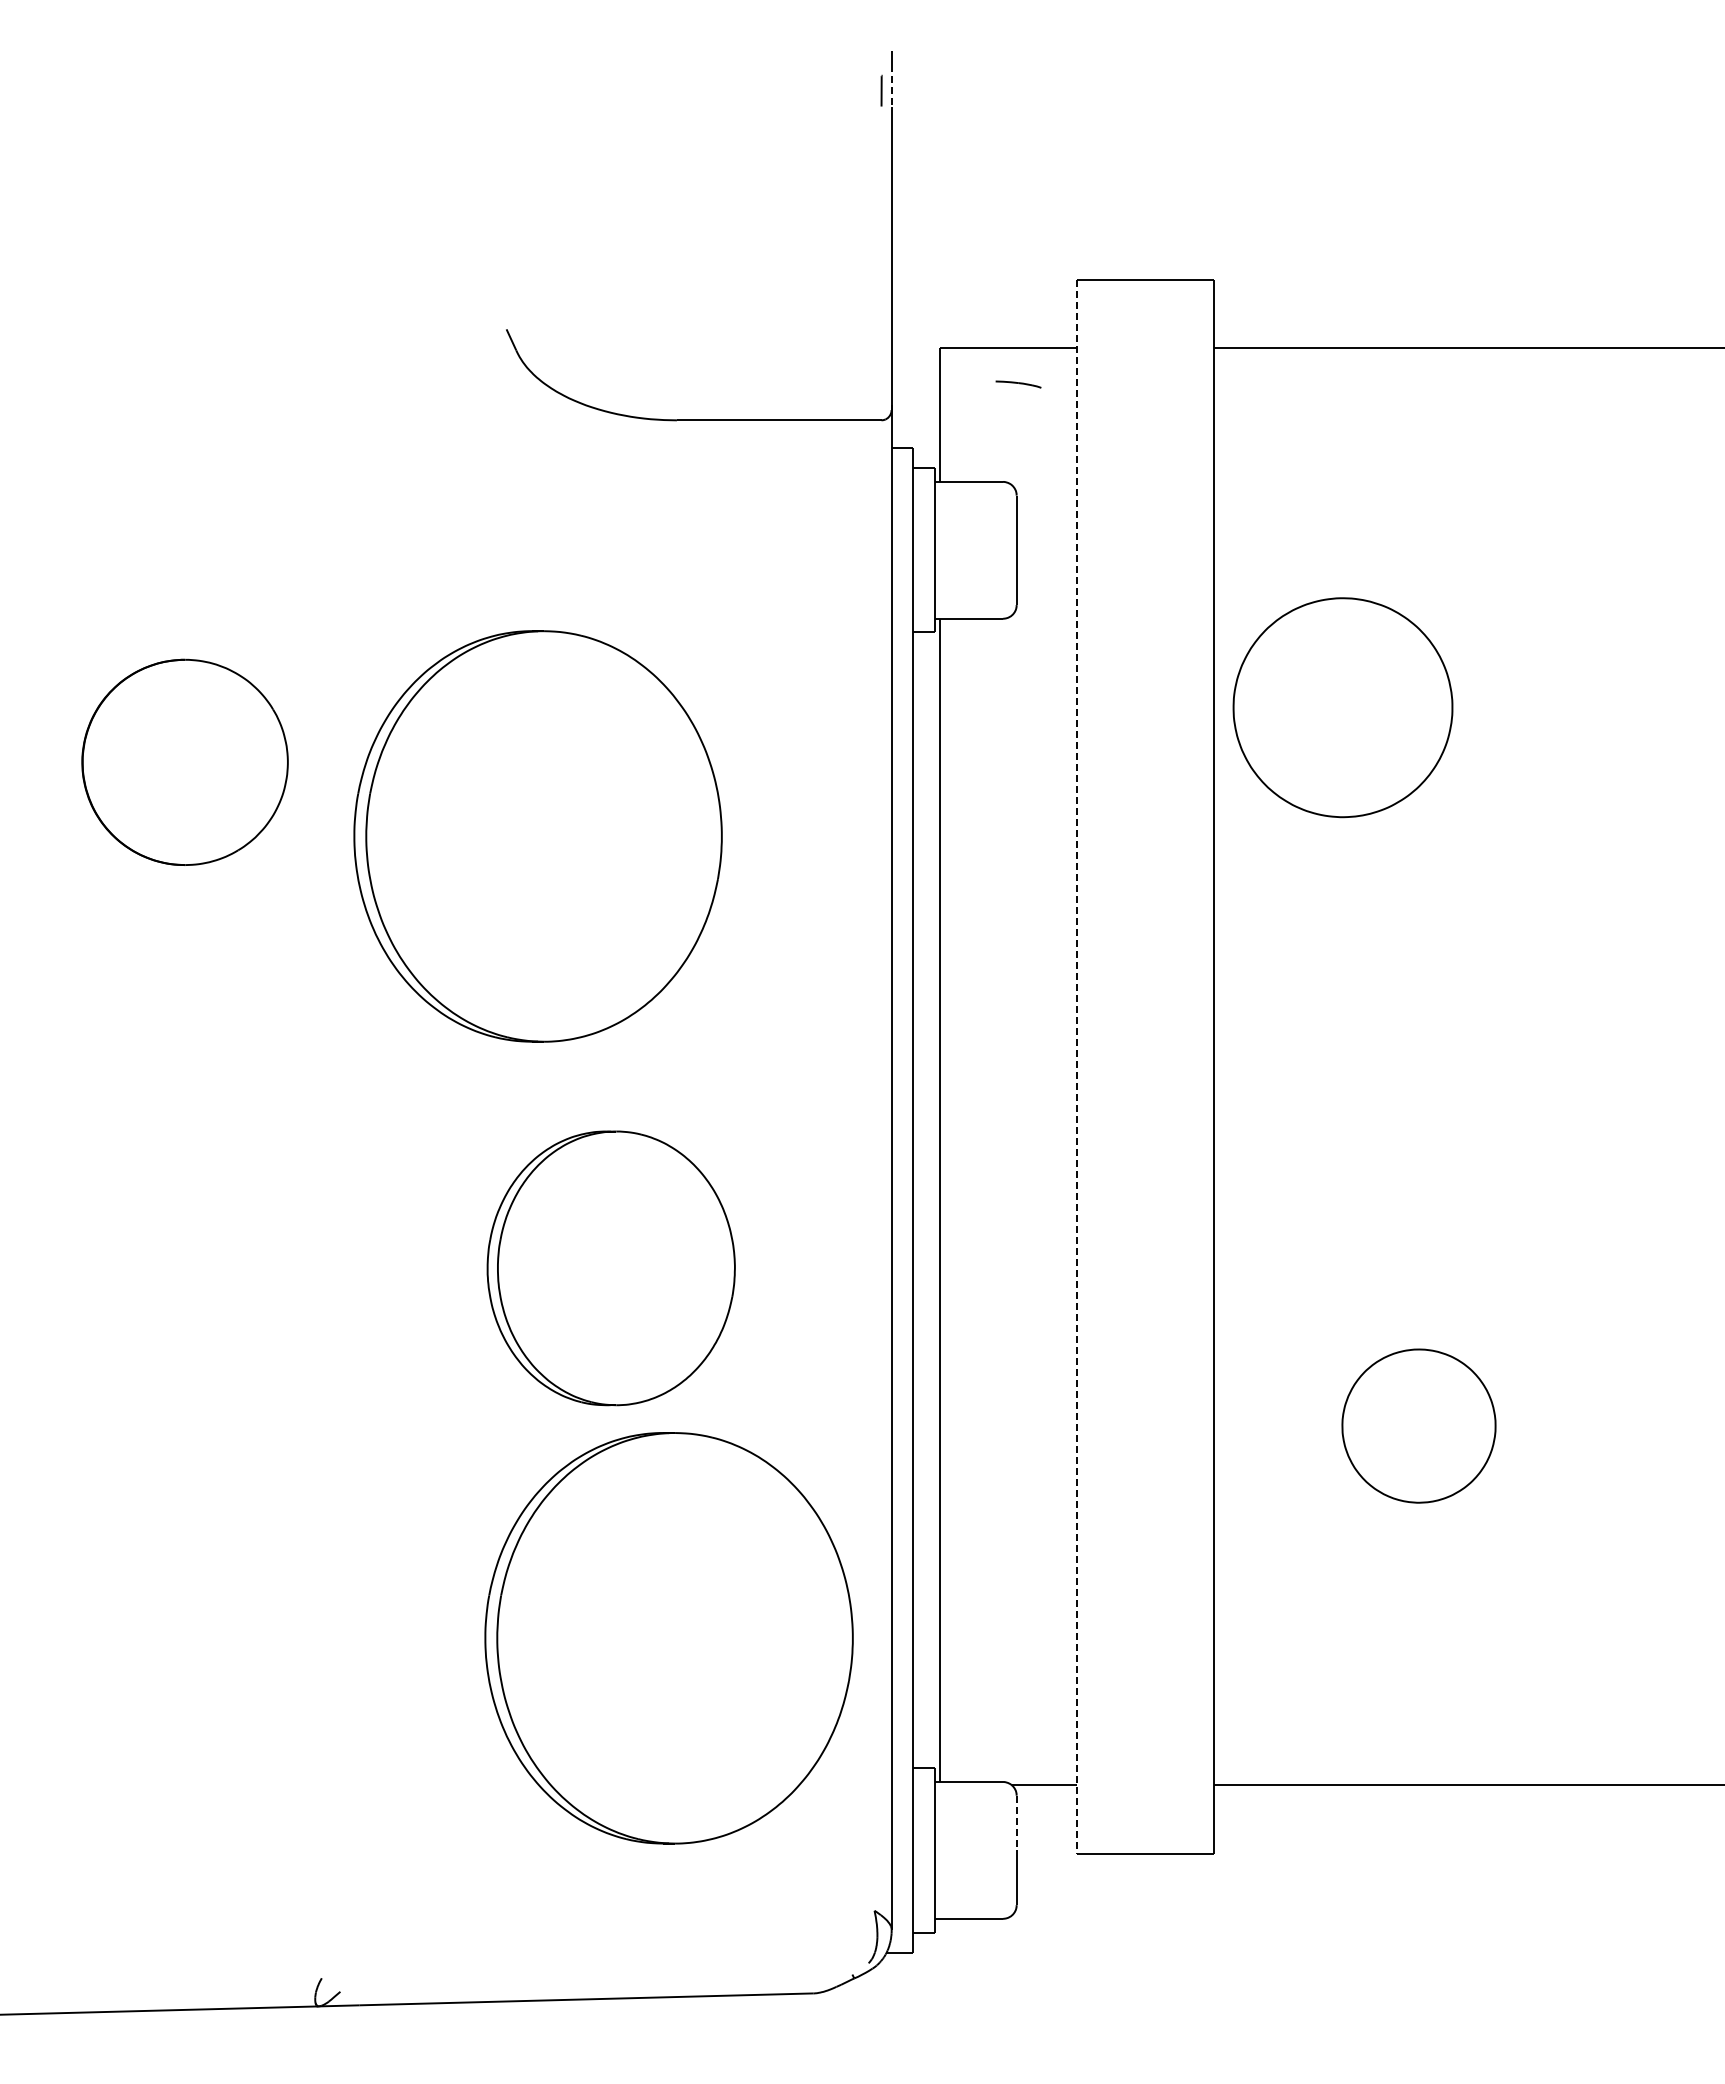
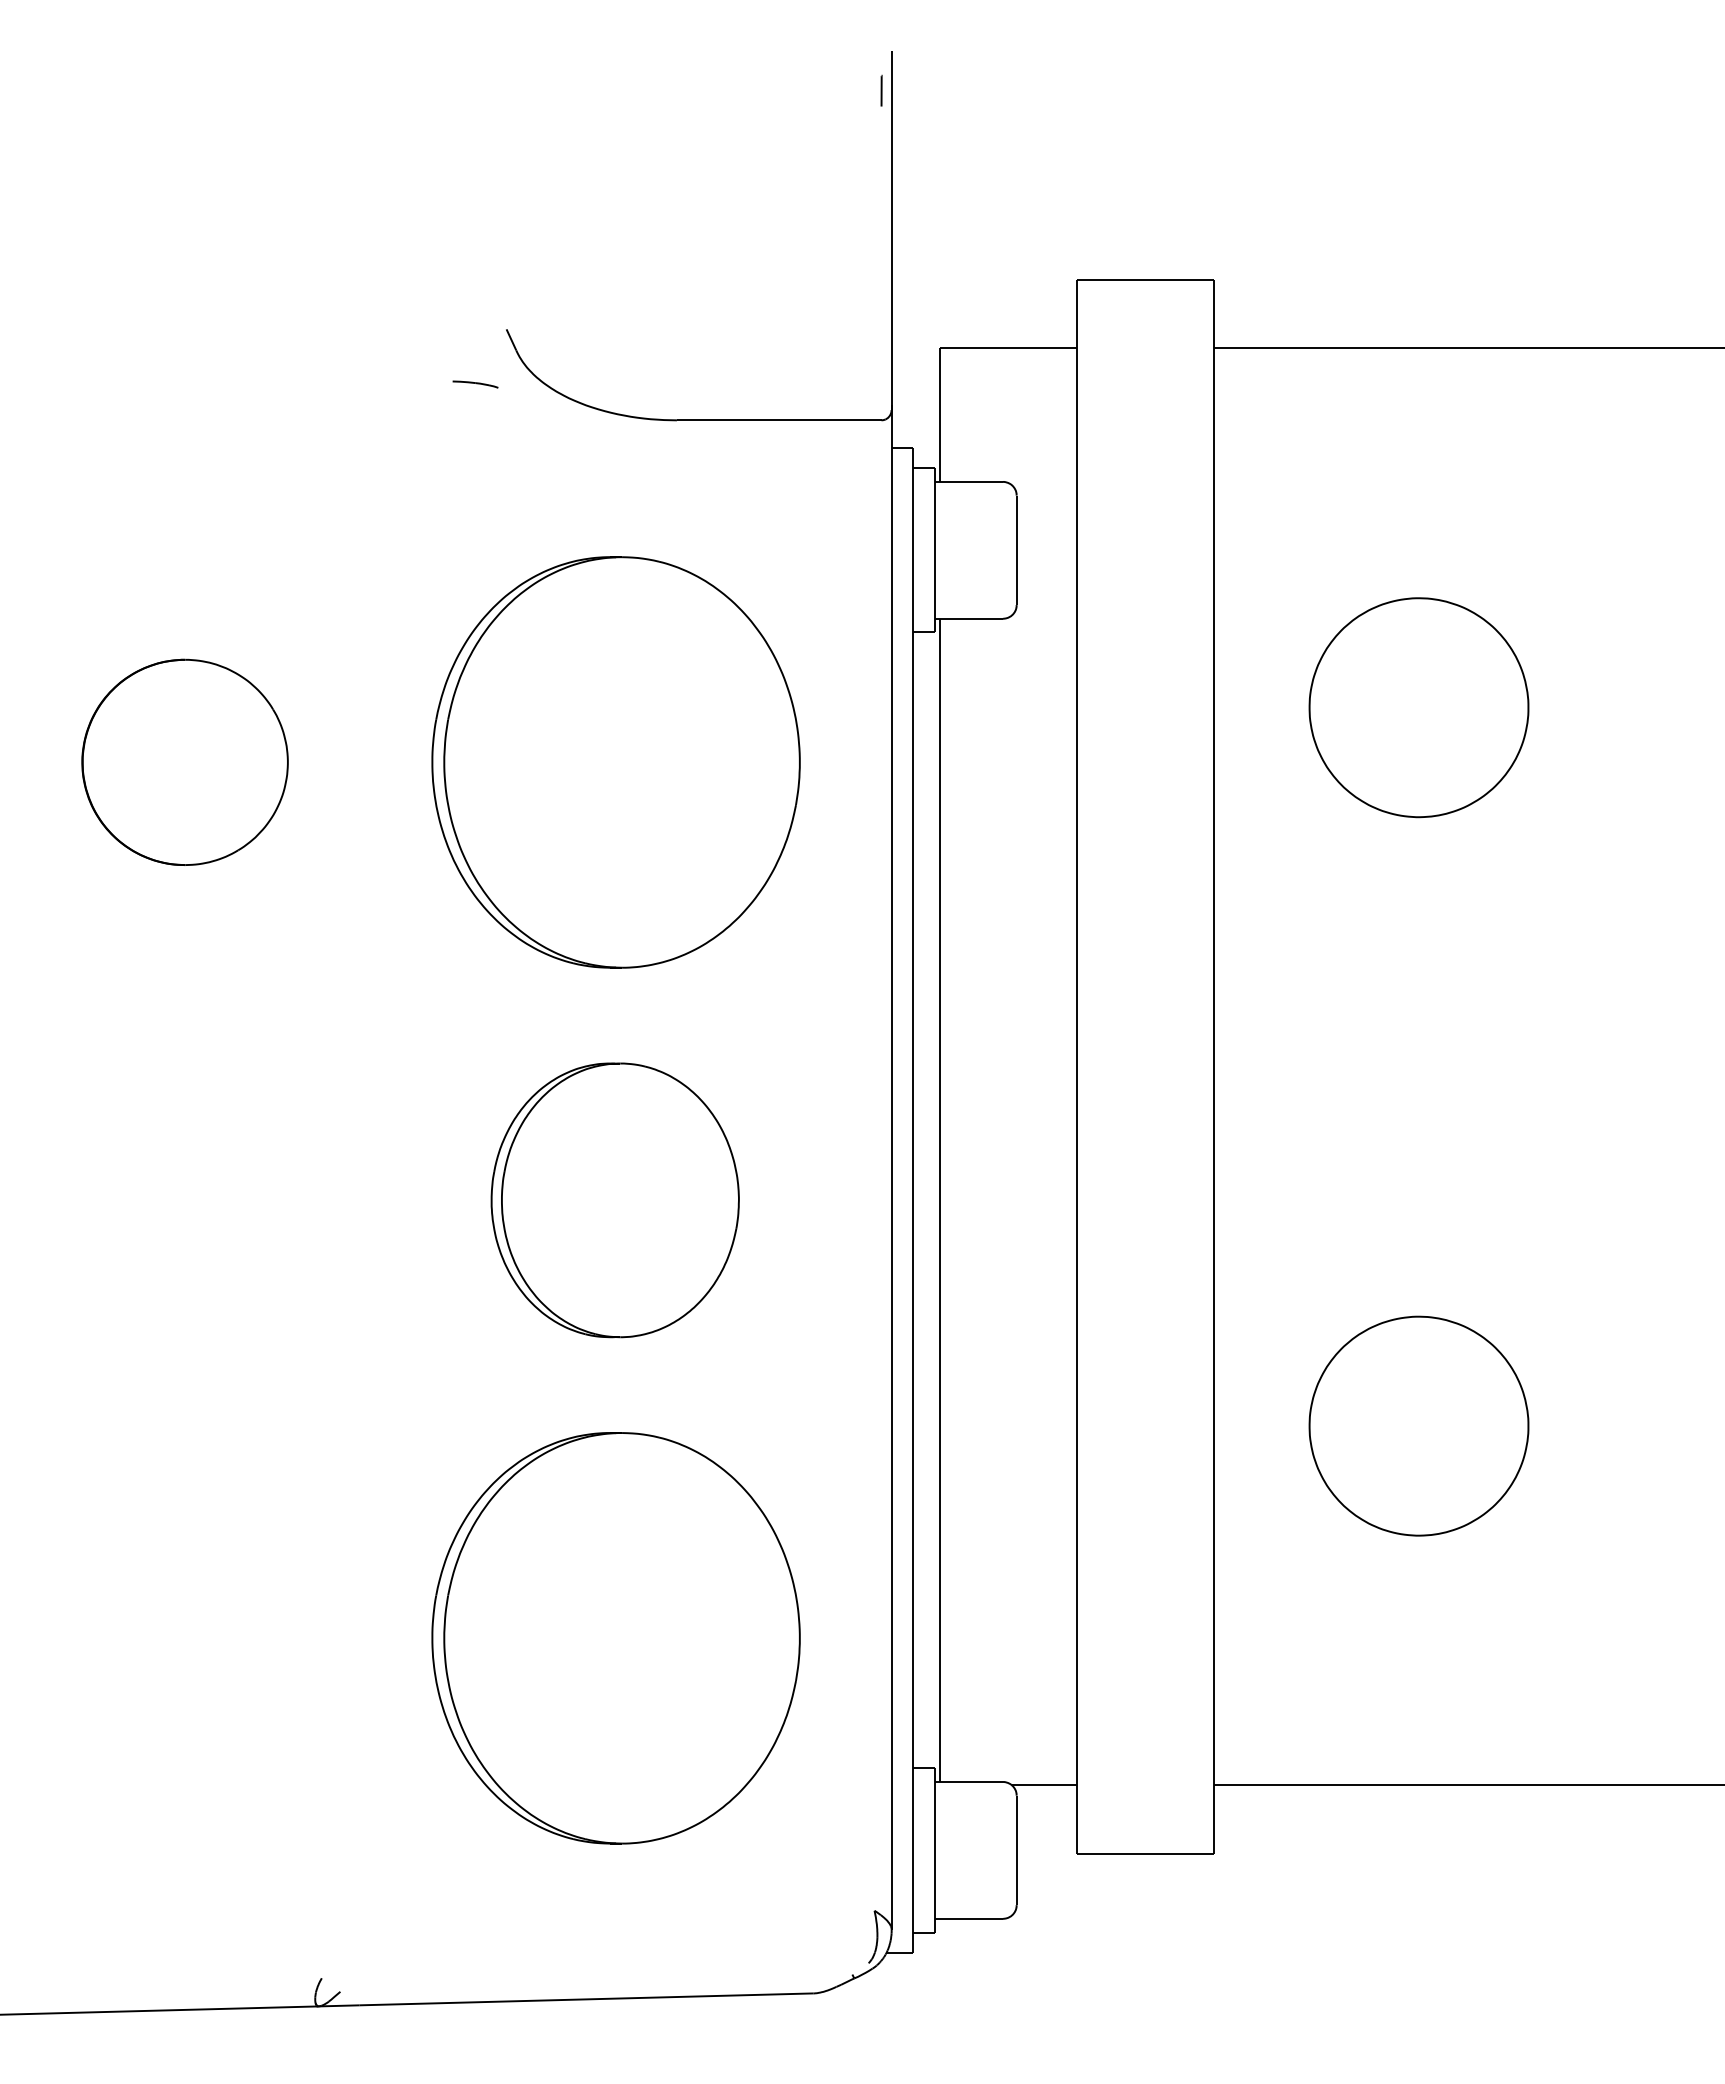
line: dashed -> solid (891, 86)
part position: (1018, 384) -> (475, 384) (475, 384)
part position: (1342, 707) -> (1418, 707) (1418, 707)
part position: (537, 836) -> (615, 762) (615, 762)
line: dashed -> solid (1076, 1066)
part position: (610, 1268) -> (614, 1200) (614, 1200)
part size: 156x156 px -> 222x222 px (1418, 1425)
part position: (668, 1638) -> (615, 1638) (615, 1638)
line: dashed -> solid (1016, 1823)
